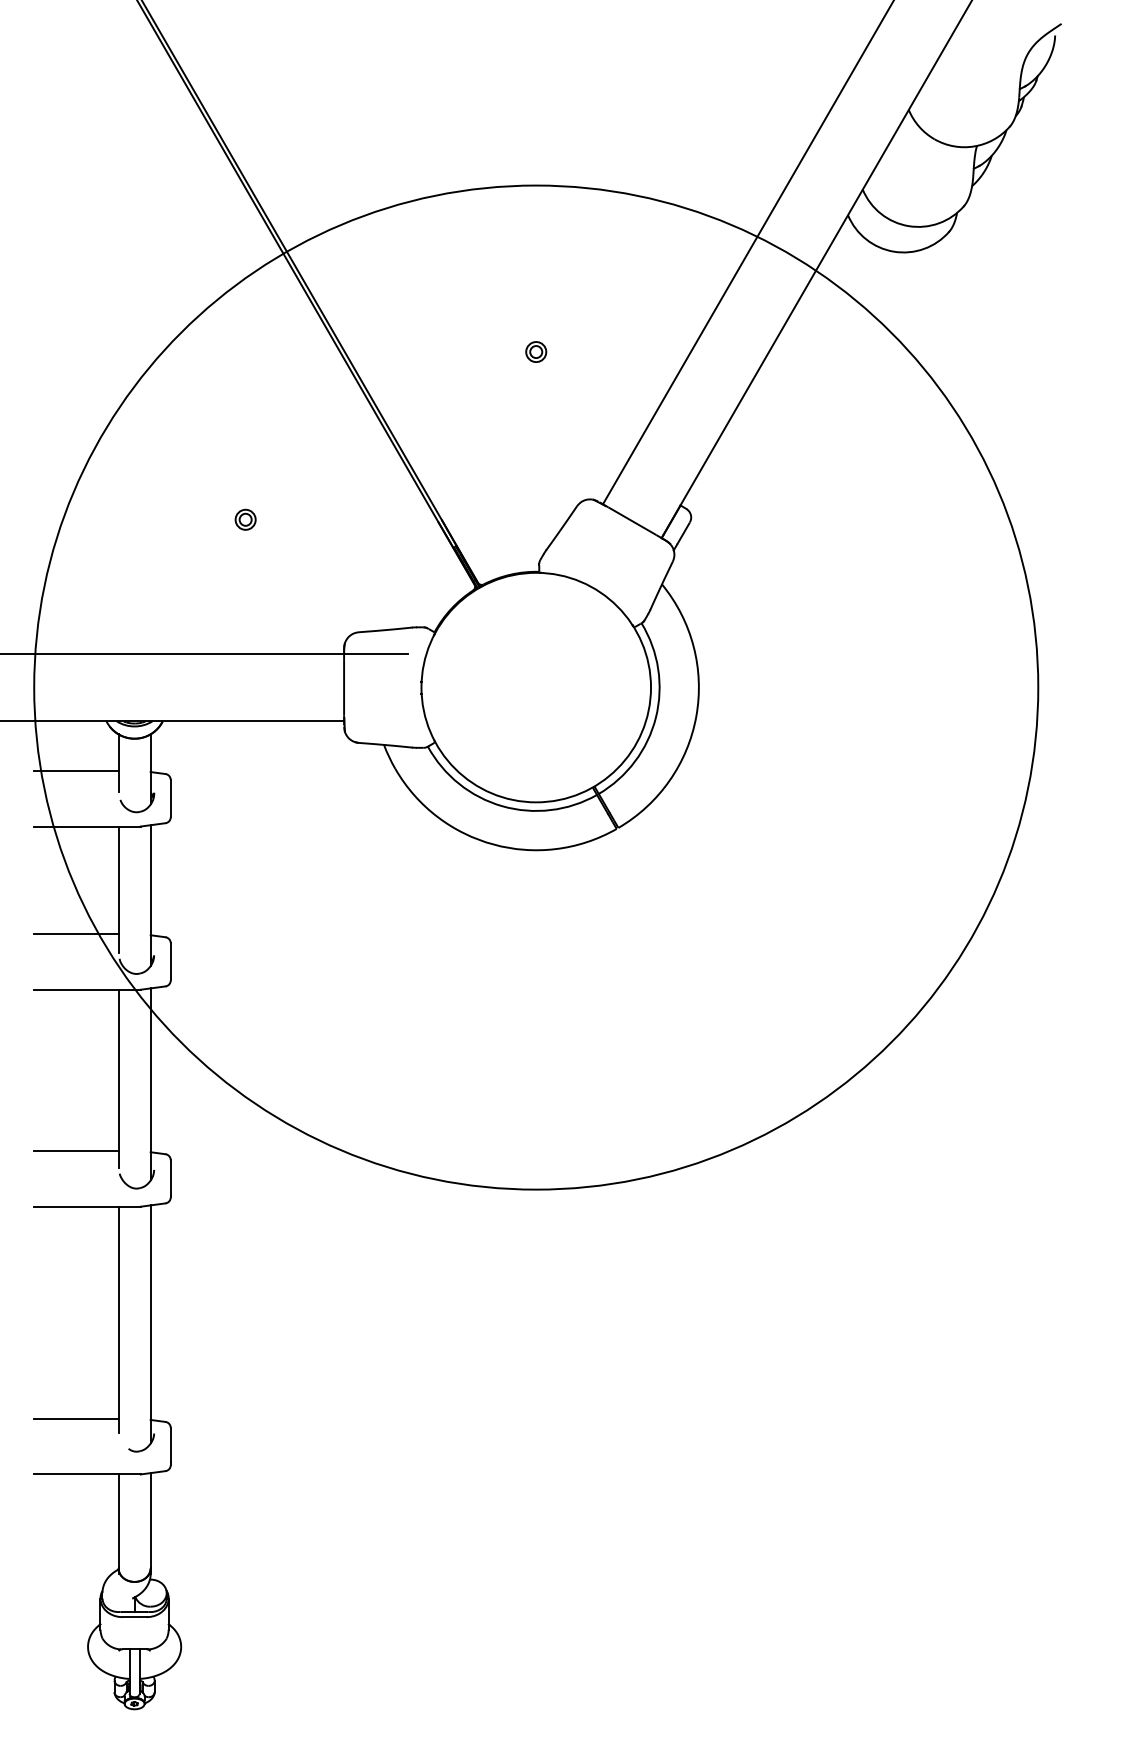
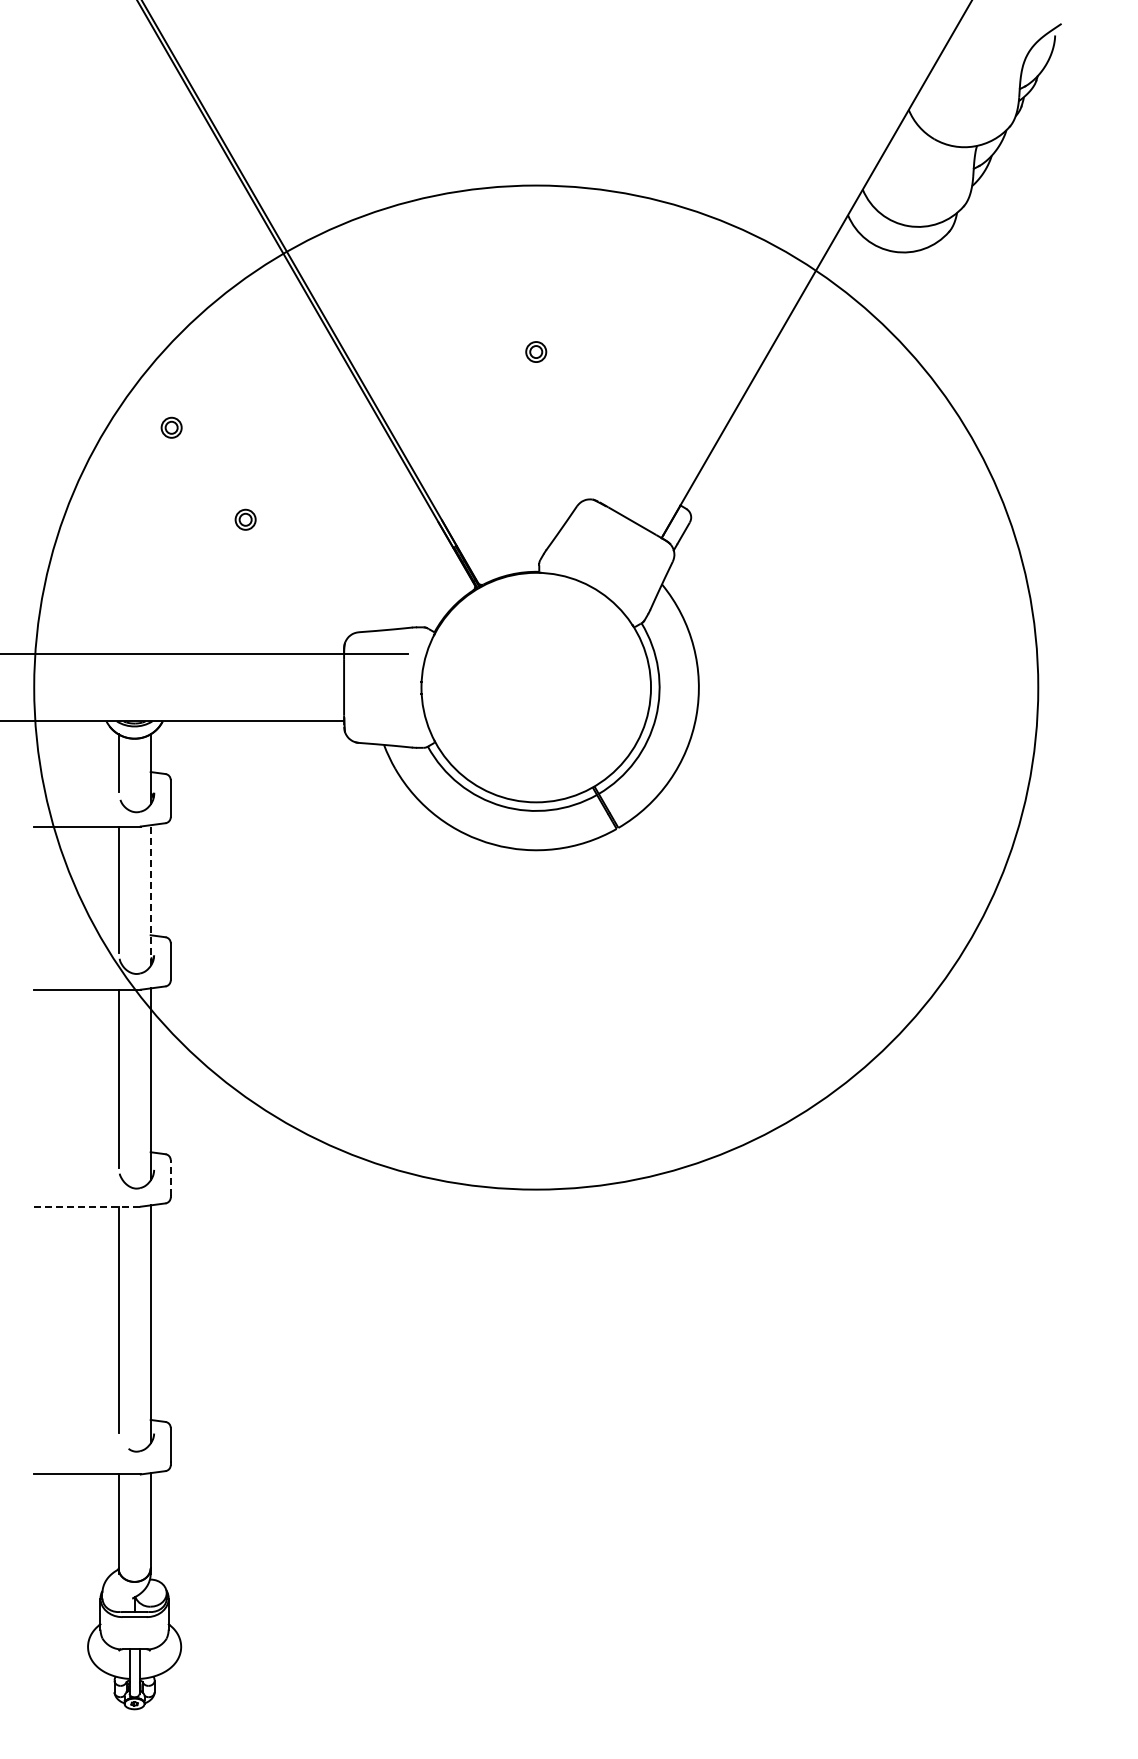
line: present -> none (747, 253)
part: none -> present (171, 427)
line: present -> none (76, 770)
line: solid -> dashed (150, 895)
line: present -> none (76, 933)
line: present -> none (76, 1150)
line: solid -> dashed (170, 1178)
line: solid -> dashed (87, 1206)
line: present -> none (76, 1418)
